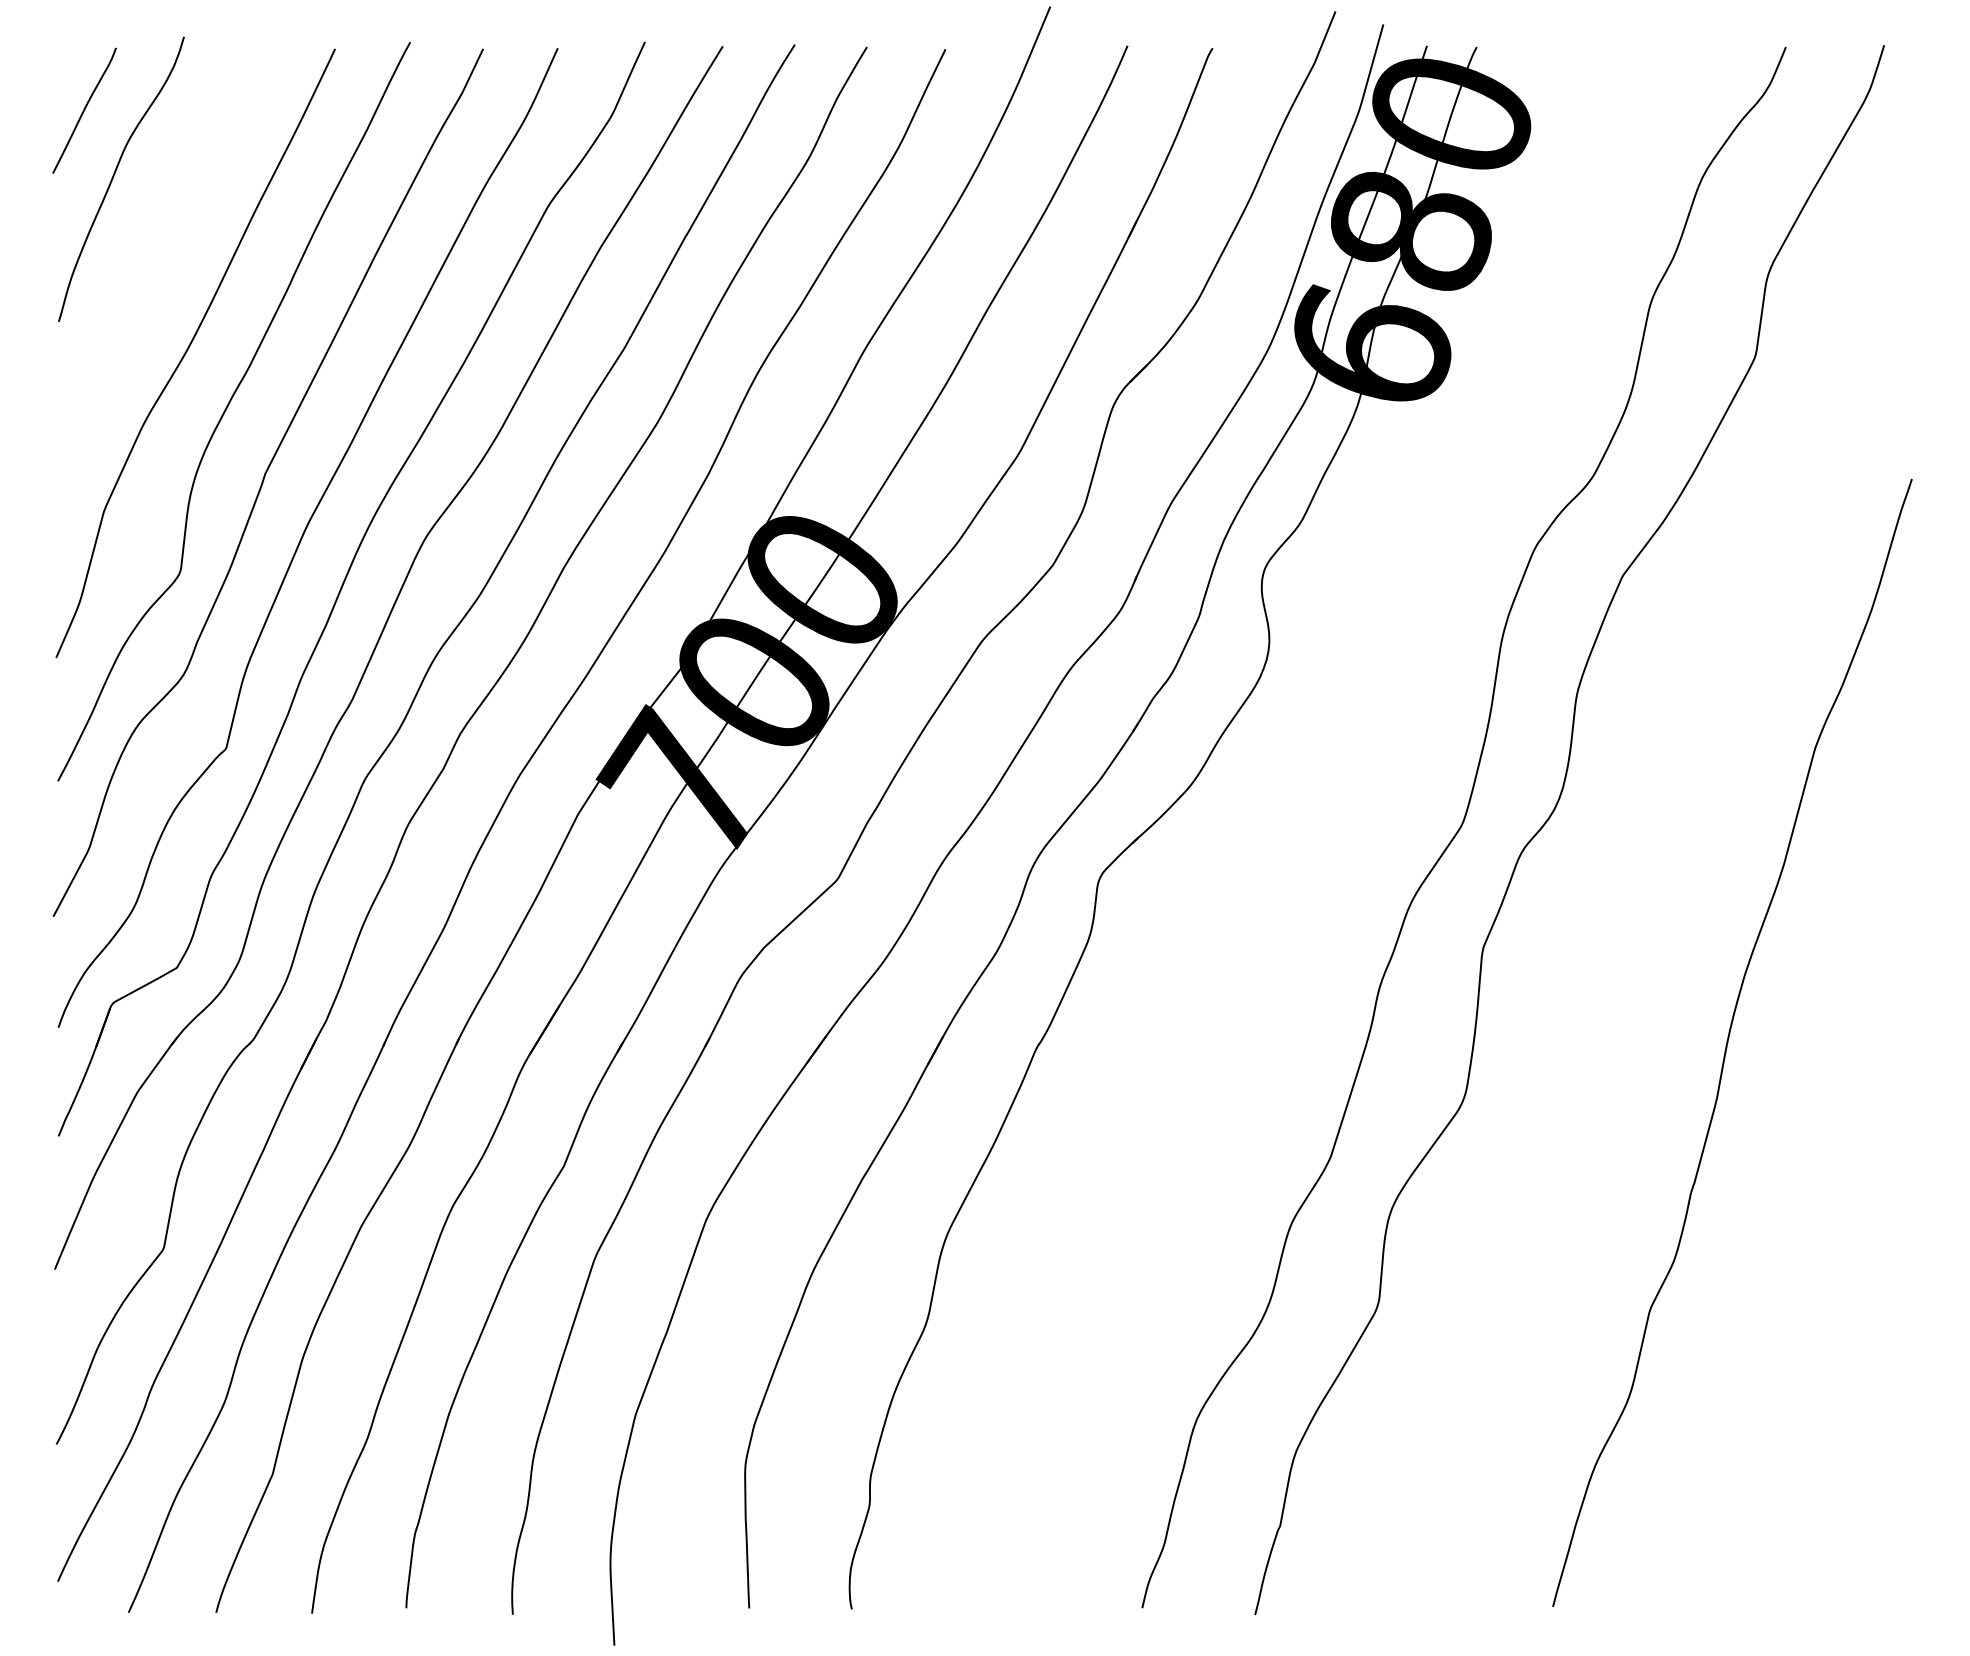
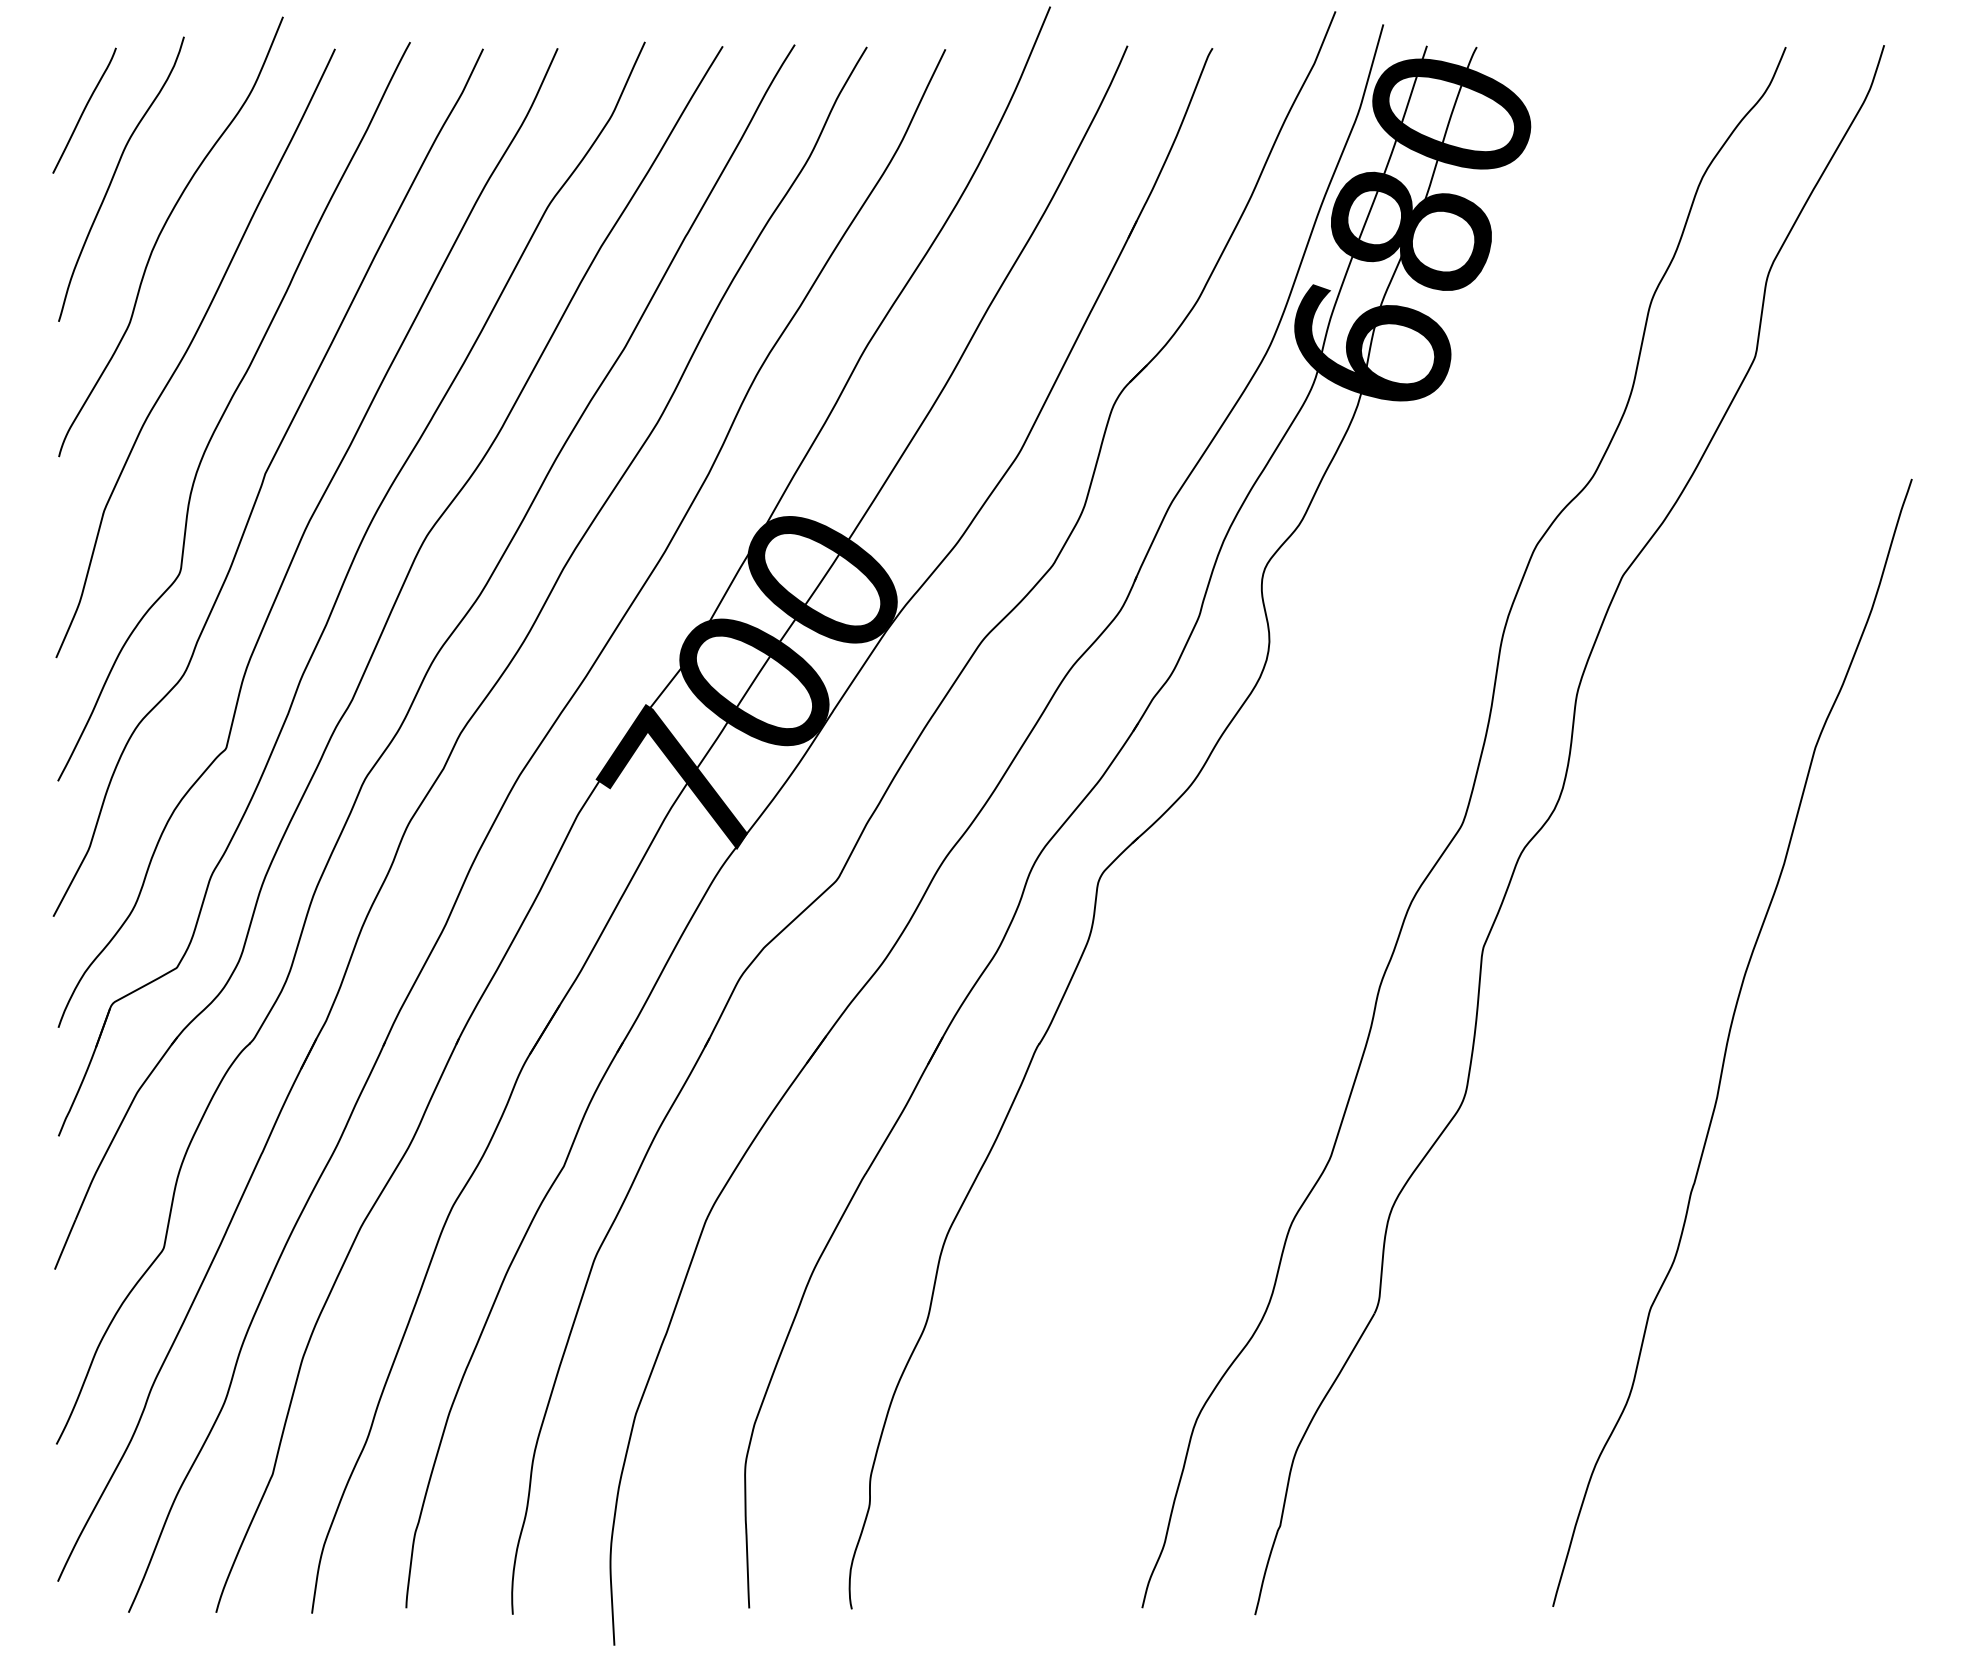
curve: none -> present (162, 231)
